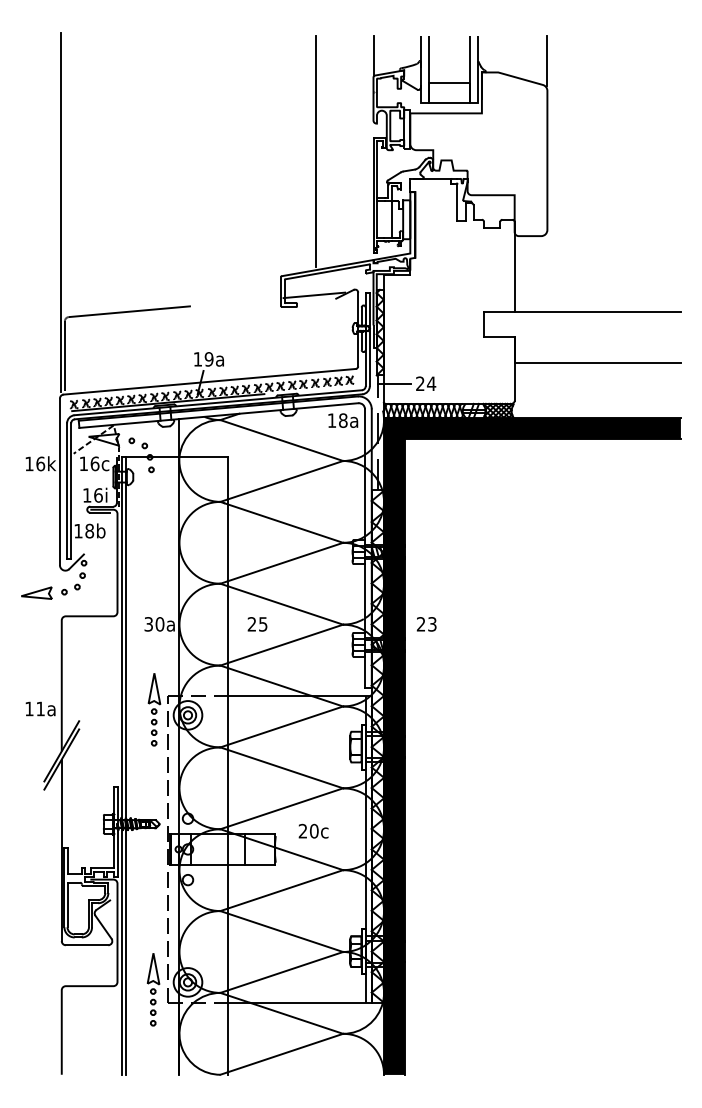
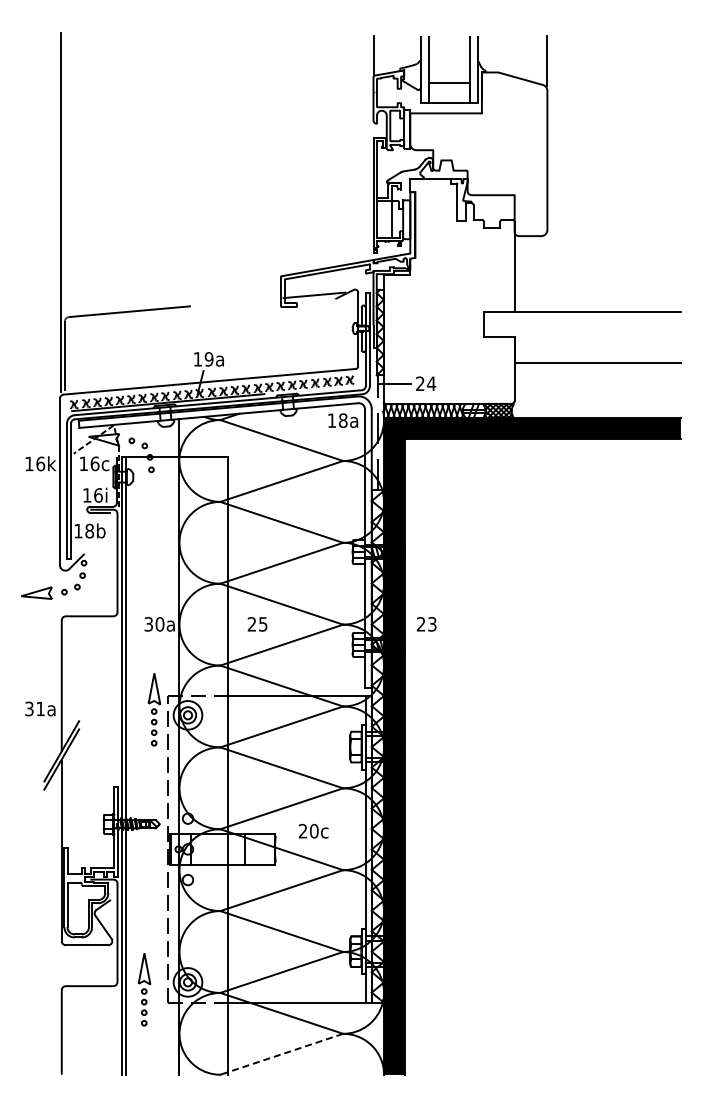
line: present -> none (316, 151)
text: 11a -> 31a (29, 708)
part position: (153, 989) -> (144, 989) (144, 989)
line: solid -> dashed (285, 1053)
